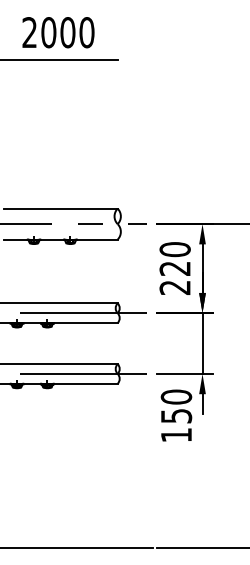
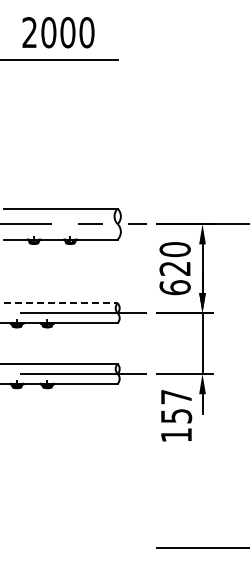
text: 220 -> 620 (174, 287)
line: solid -> dashed (59, 303)
text: 150 -> 157 (176, 396)
line: present -> none (77, 548)
